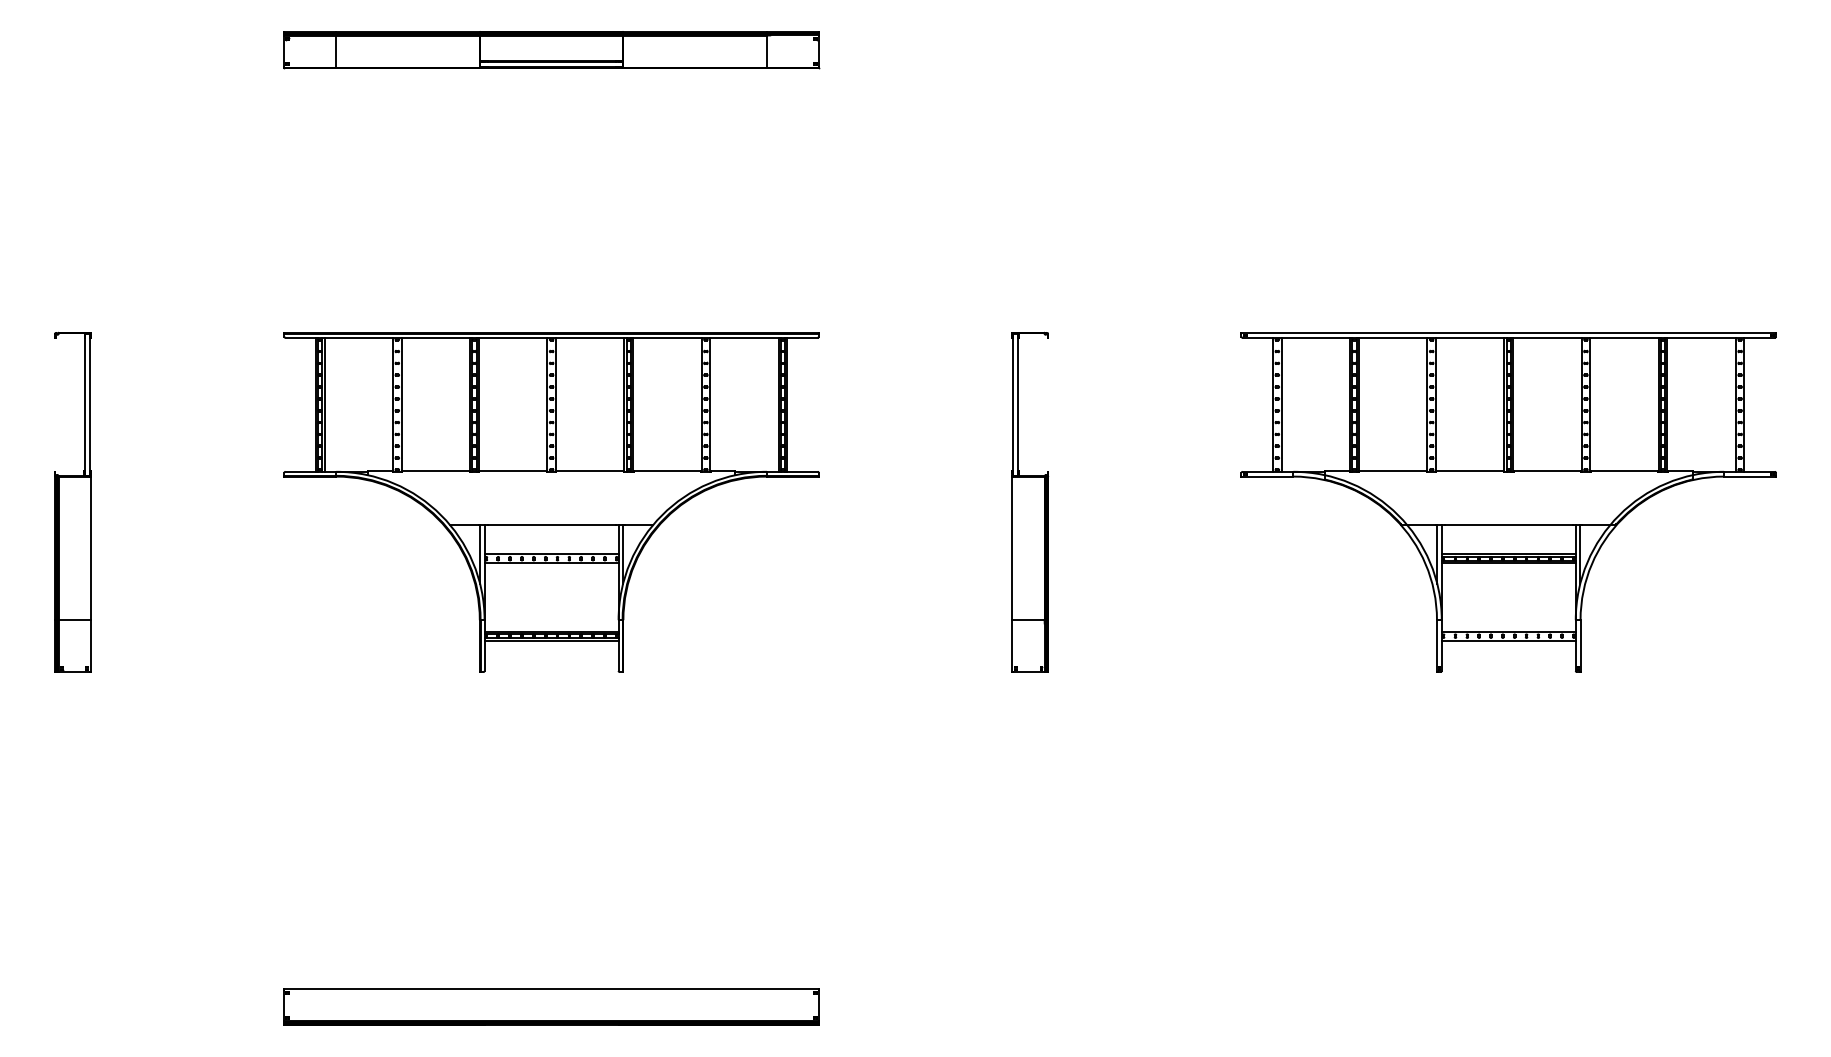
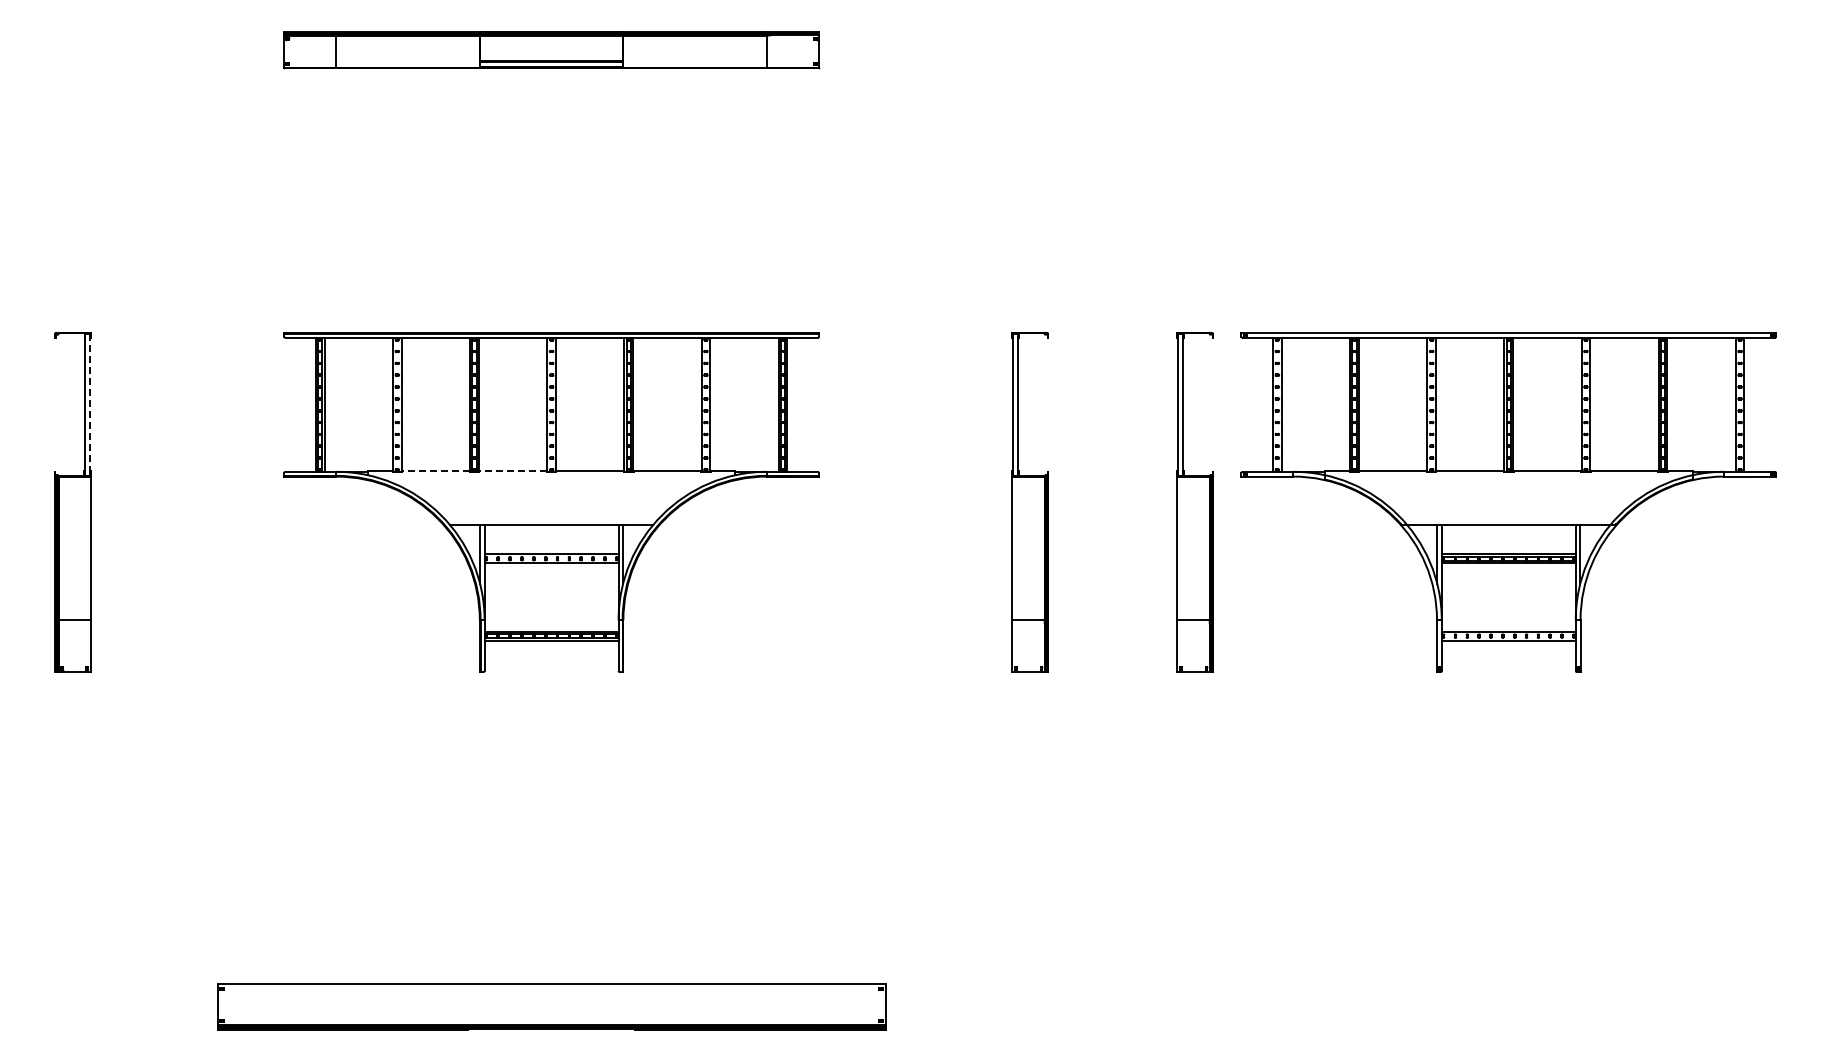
line: solid -> dashed (90, 405)
line: solid -> dashed (435, 471)
line: solid -> dashed (513, 471)
part: none -> present (1195, 501)
part size: 537x38 px -> 670x48 px (551, 1006)
